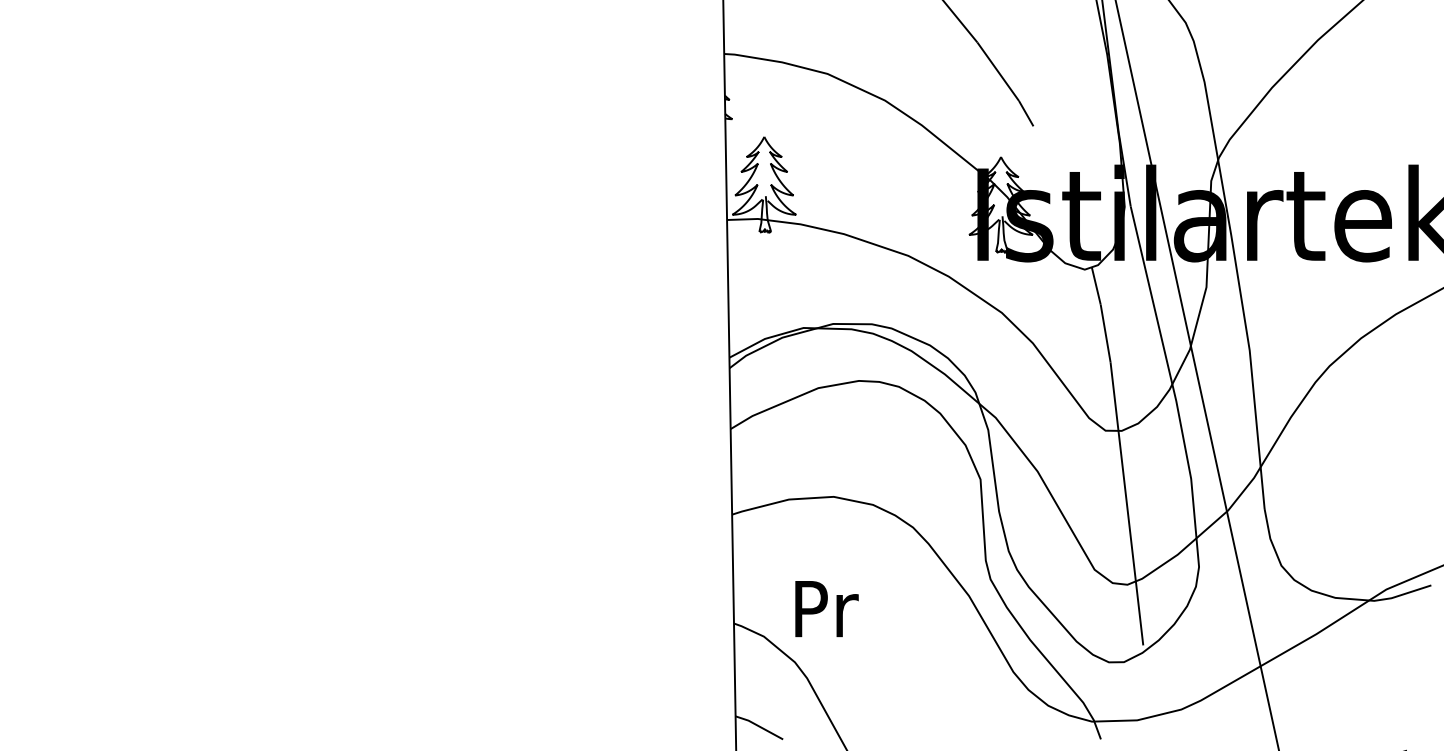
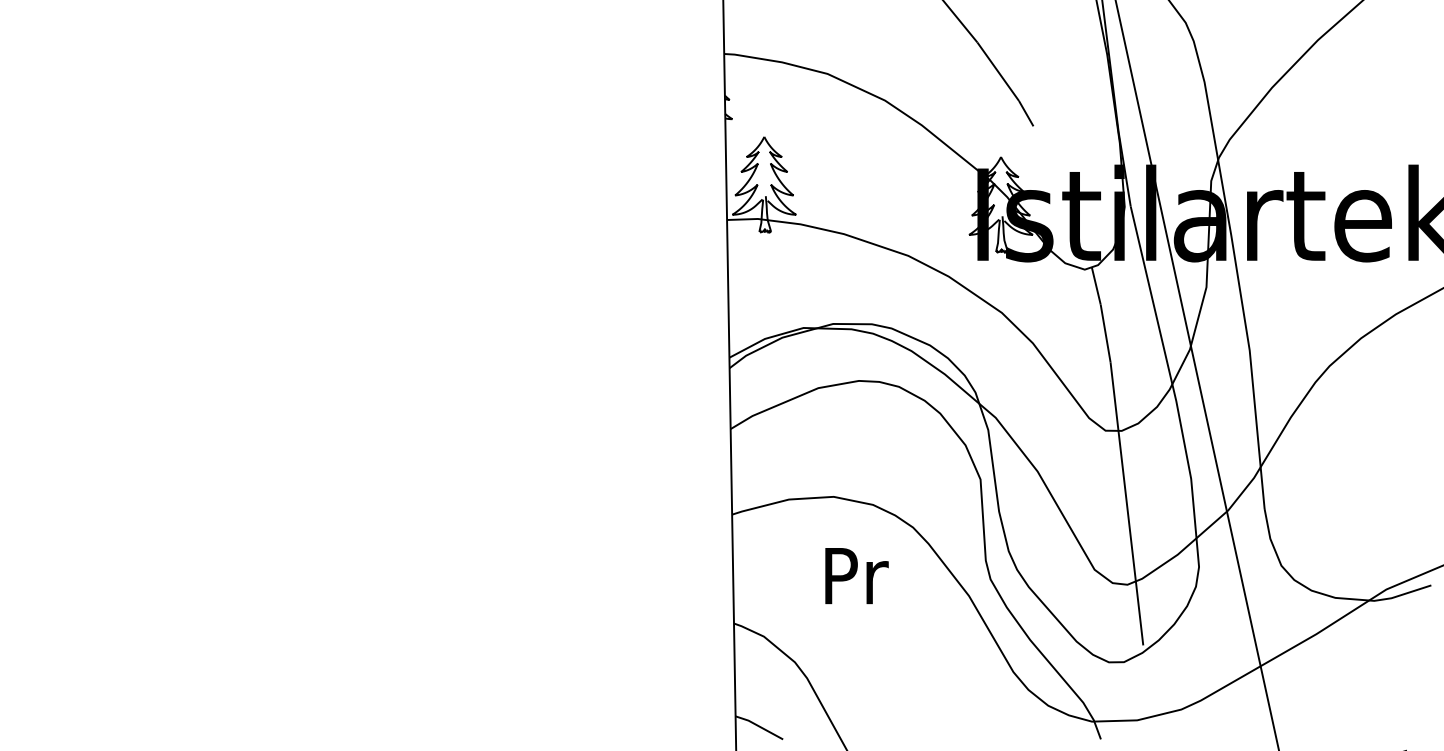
text position: (826, 609) -> (856, 576) (856, 576)
